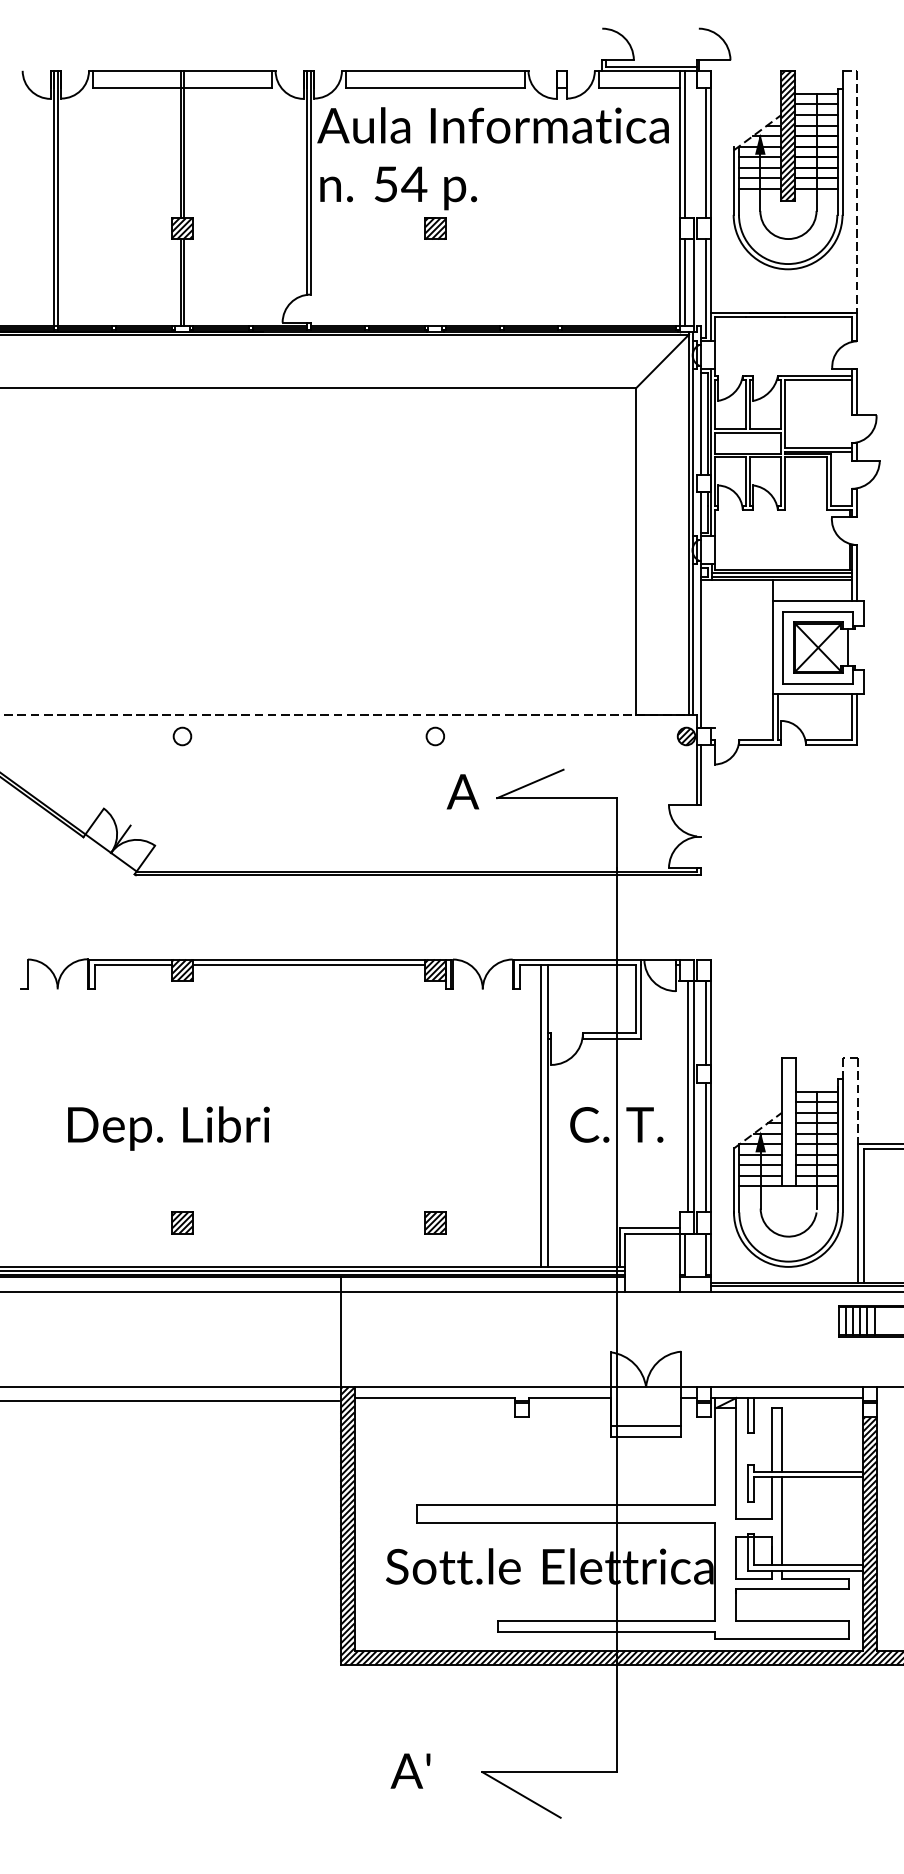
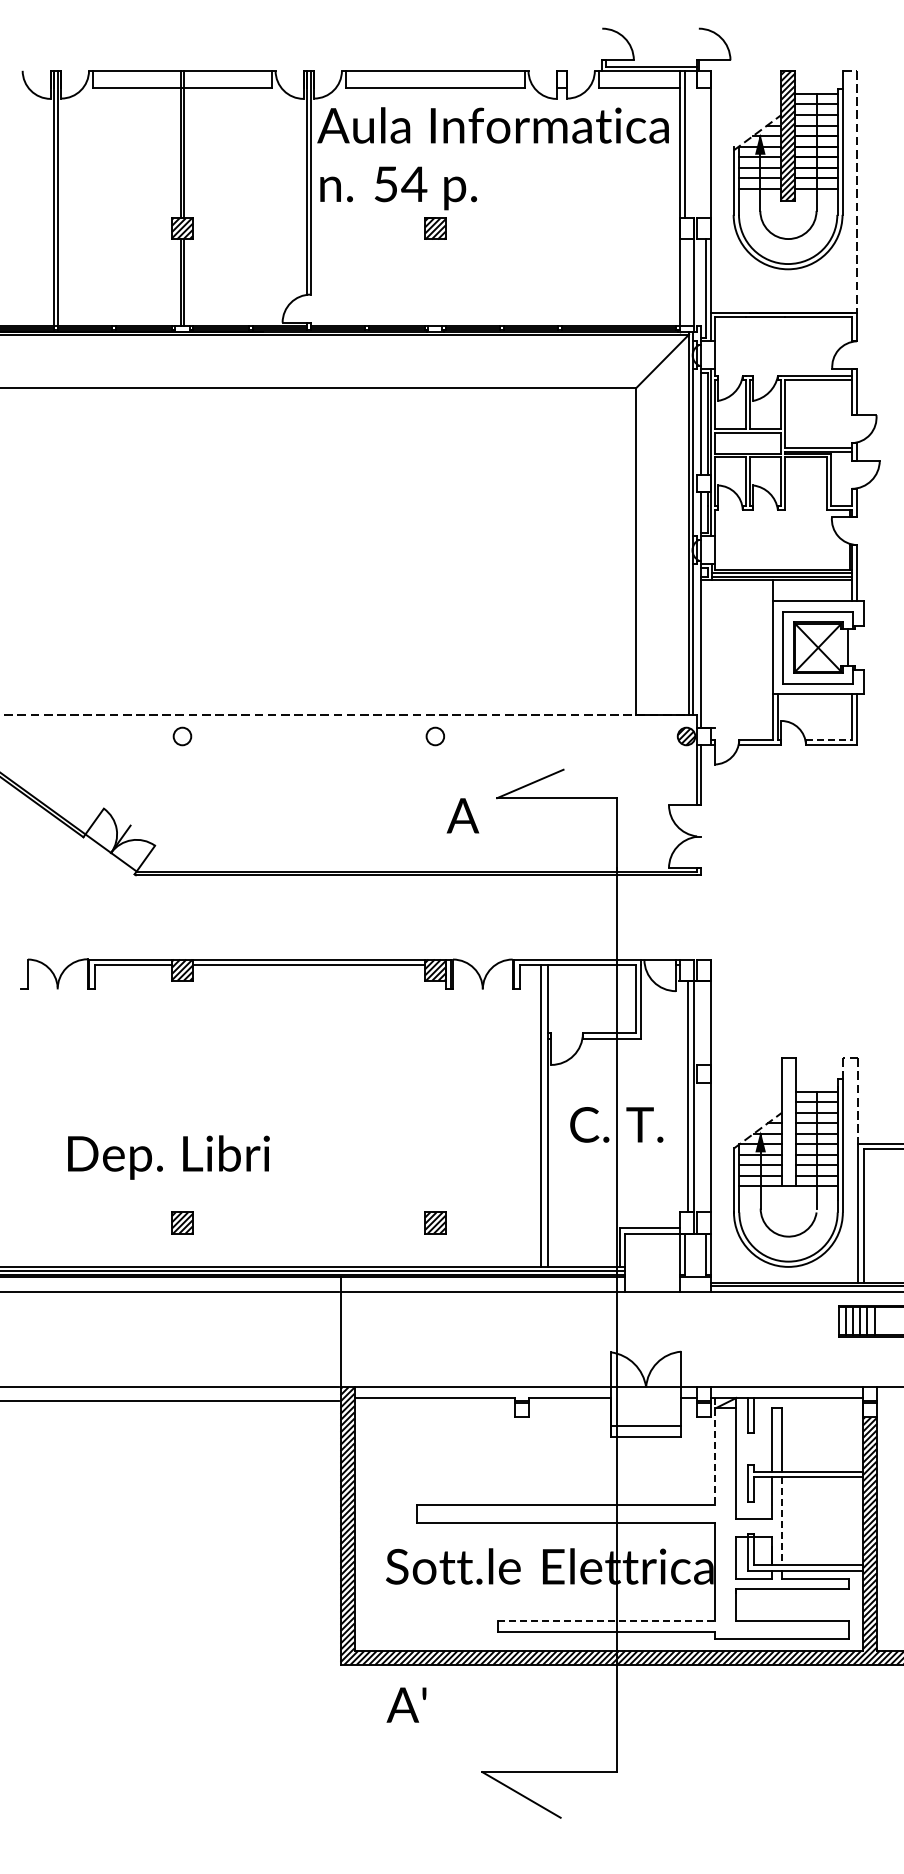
line: present -> none (705, 153)
line: present -> none (684, 282)
line: solid -> dashed (828, 740)
text position: (462, 791) -> (462, 815) (462, 815)
line: present -> none (705, 1022)
text position: (168, 1128) -> (168, 1157) (168, 1157)
line: present -> none (705, 1147)
line: solid -> dashed (715, 1451)
line: solid -> dashed (782, 1521)
line: solid -> dashed (606, 1621)
text position: (410, 1770) -> (406, 1704) (406, 1704)
